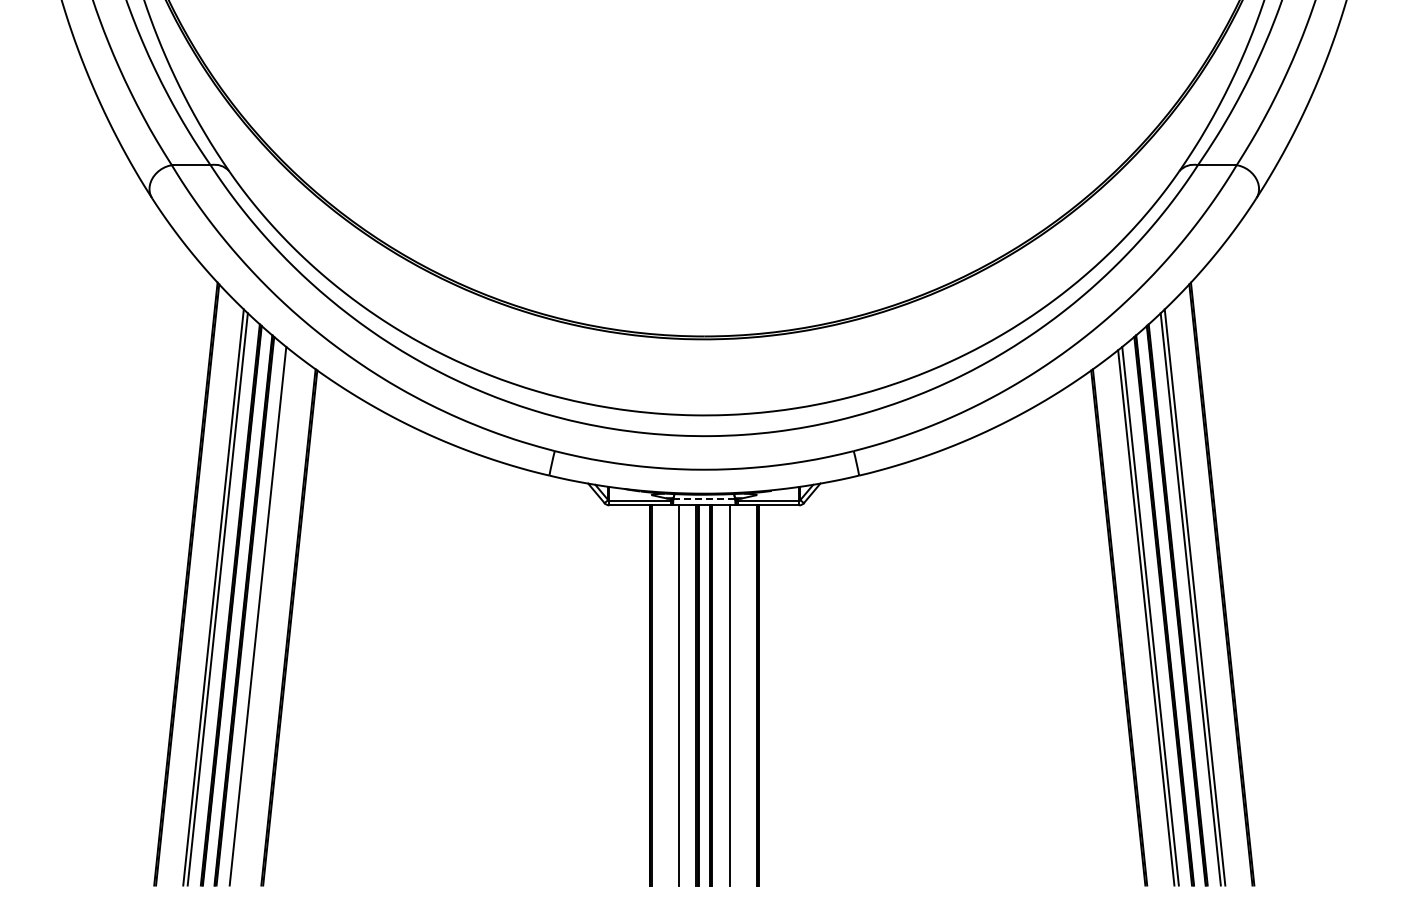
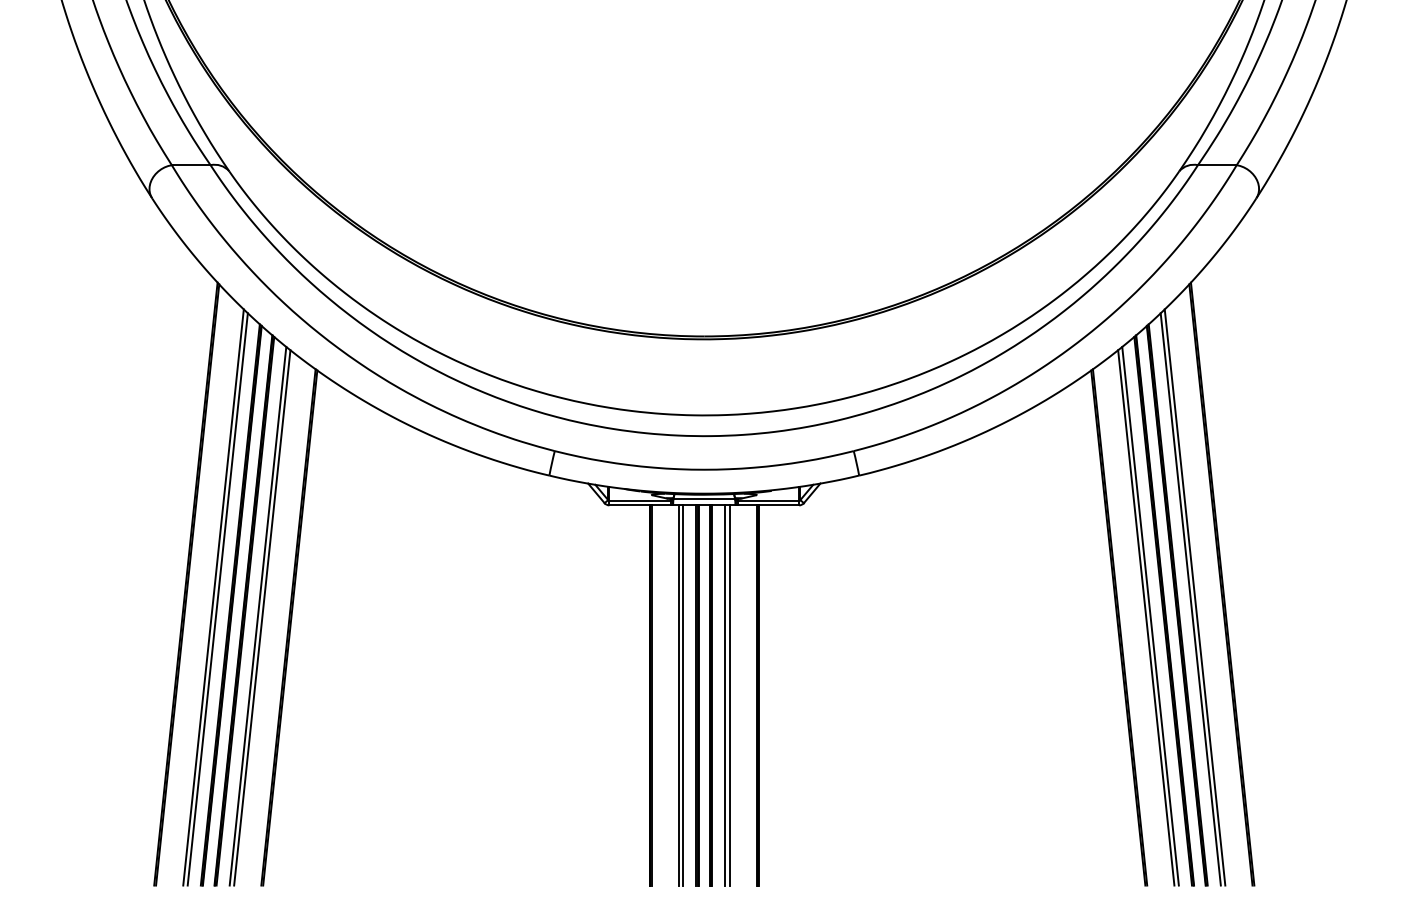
line: dashed -> solid (704, 499)
line: none -> present (262, 617)
line: none -> present (683, 695)
line: none -> present (725, 695)
